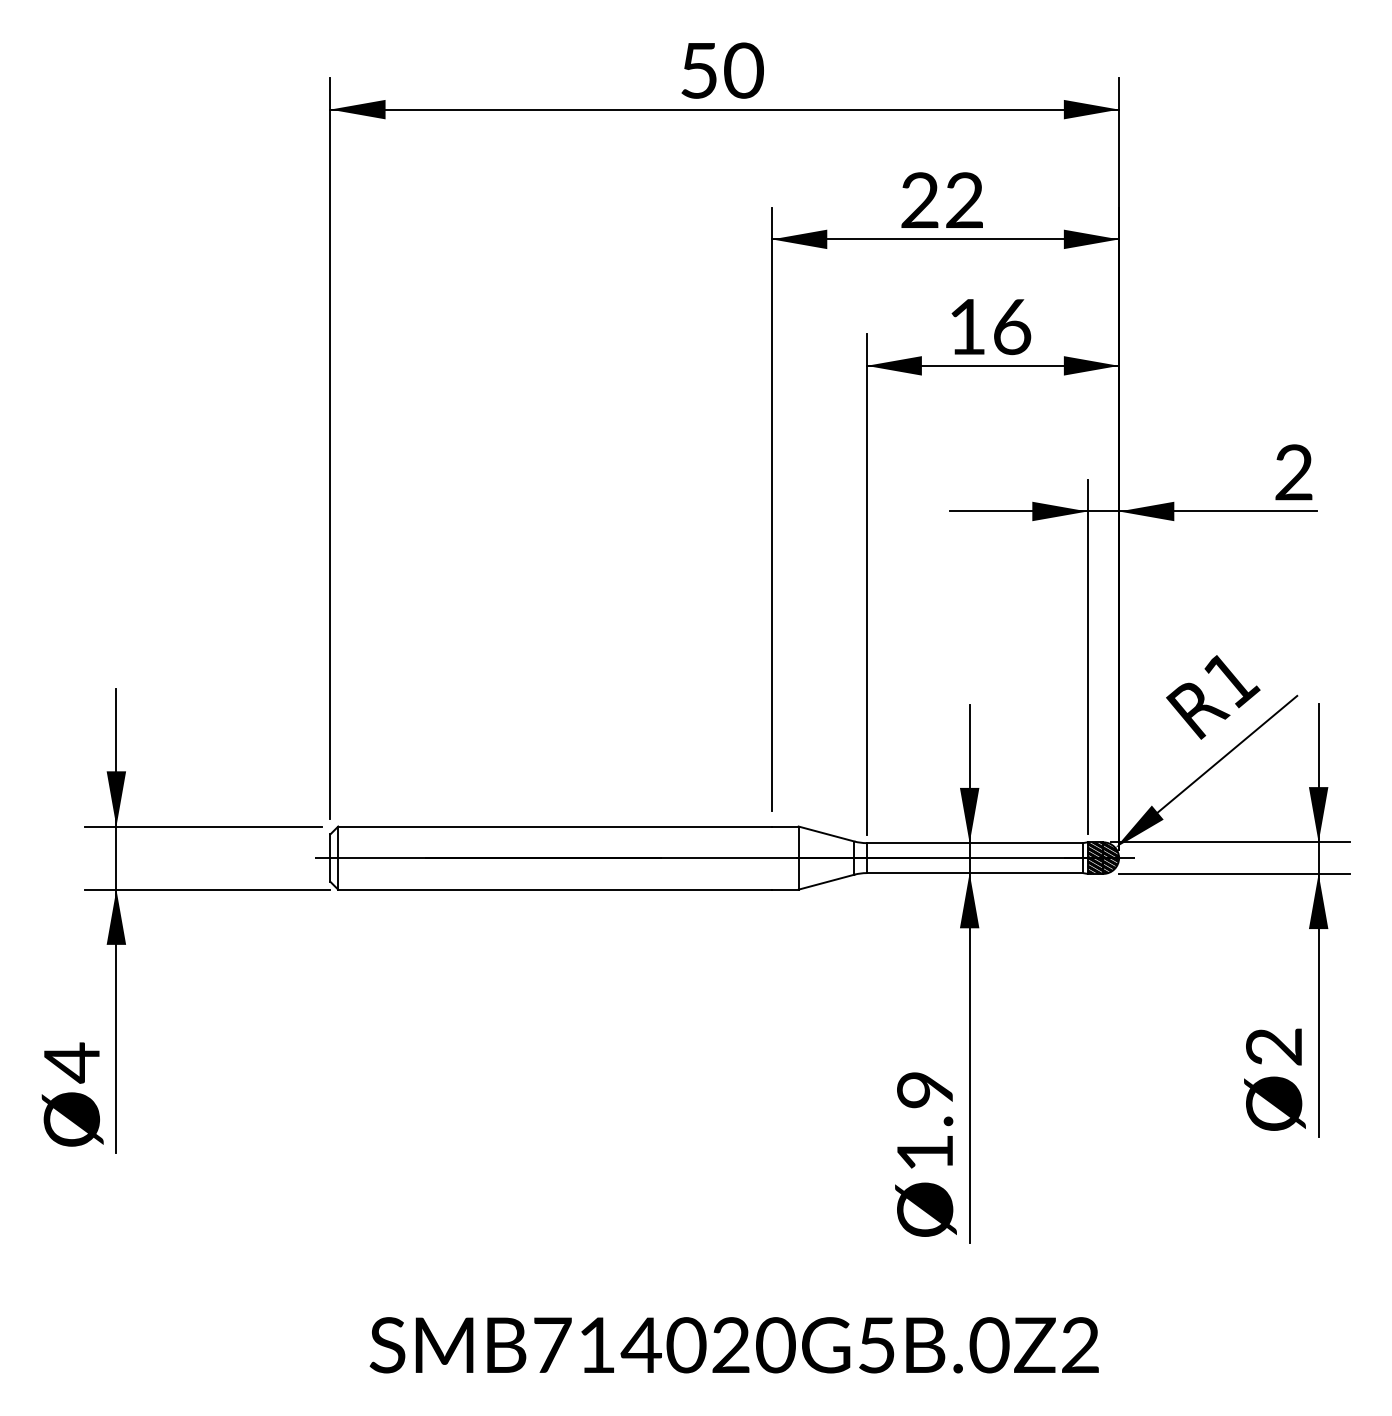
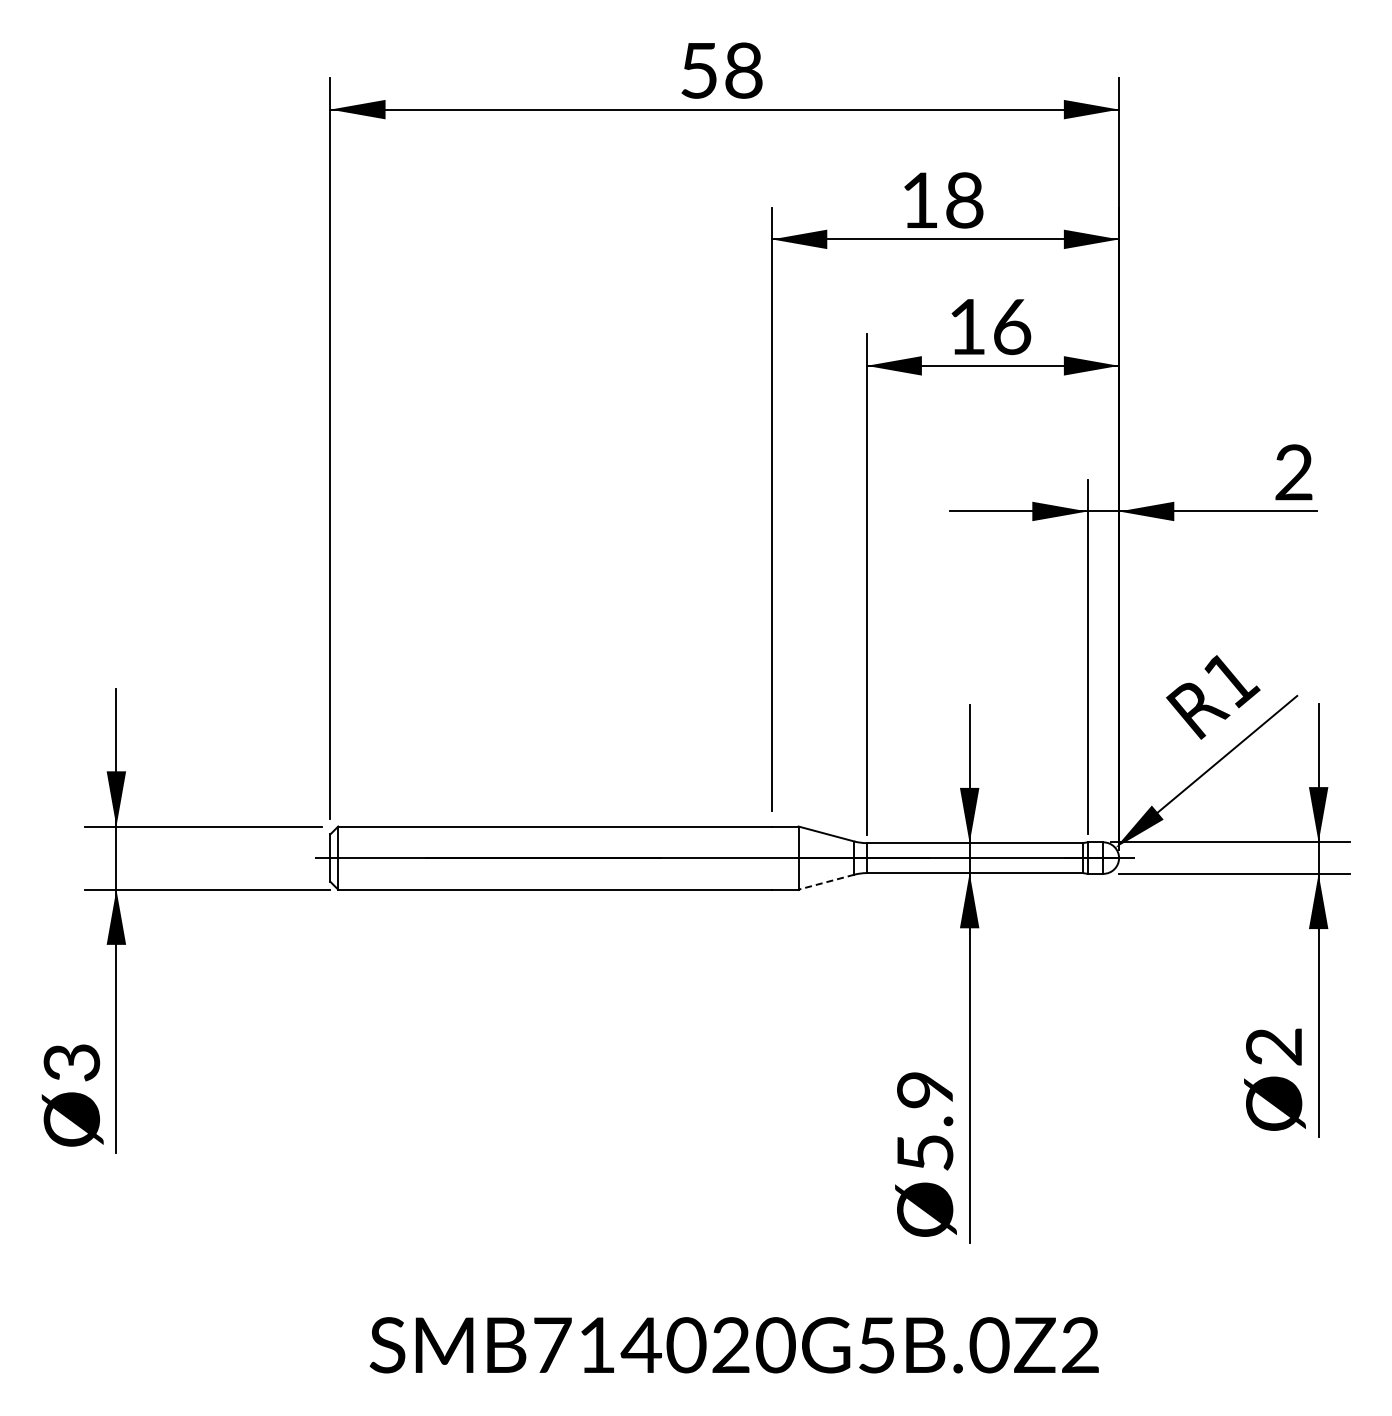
text: 50 -> 58 (743, 70)
text: 22 -> 18 (942, 200)
hatch: present -> none (1103, 857)
line: solid -> dashed (826, 882)
text: 4 -> 3 (71, 1062)
text: 1.9 -> 5.9 (925, 1152)
